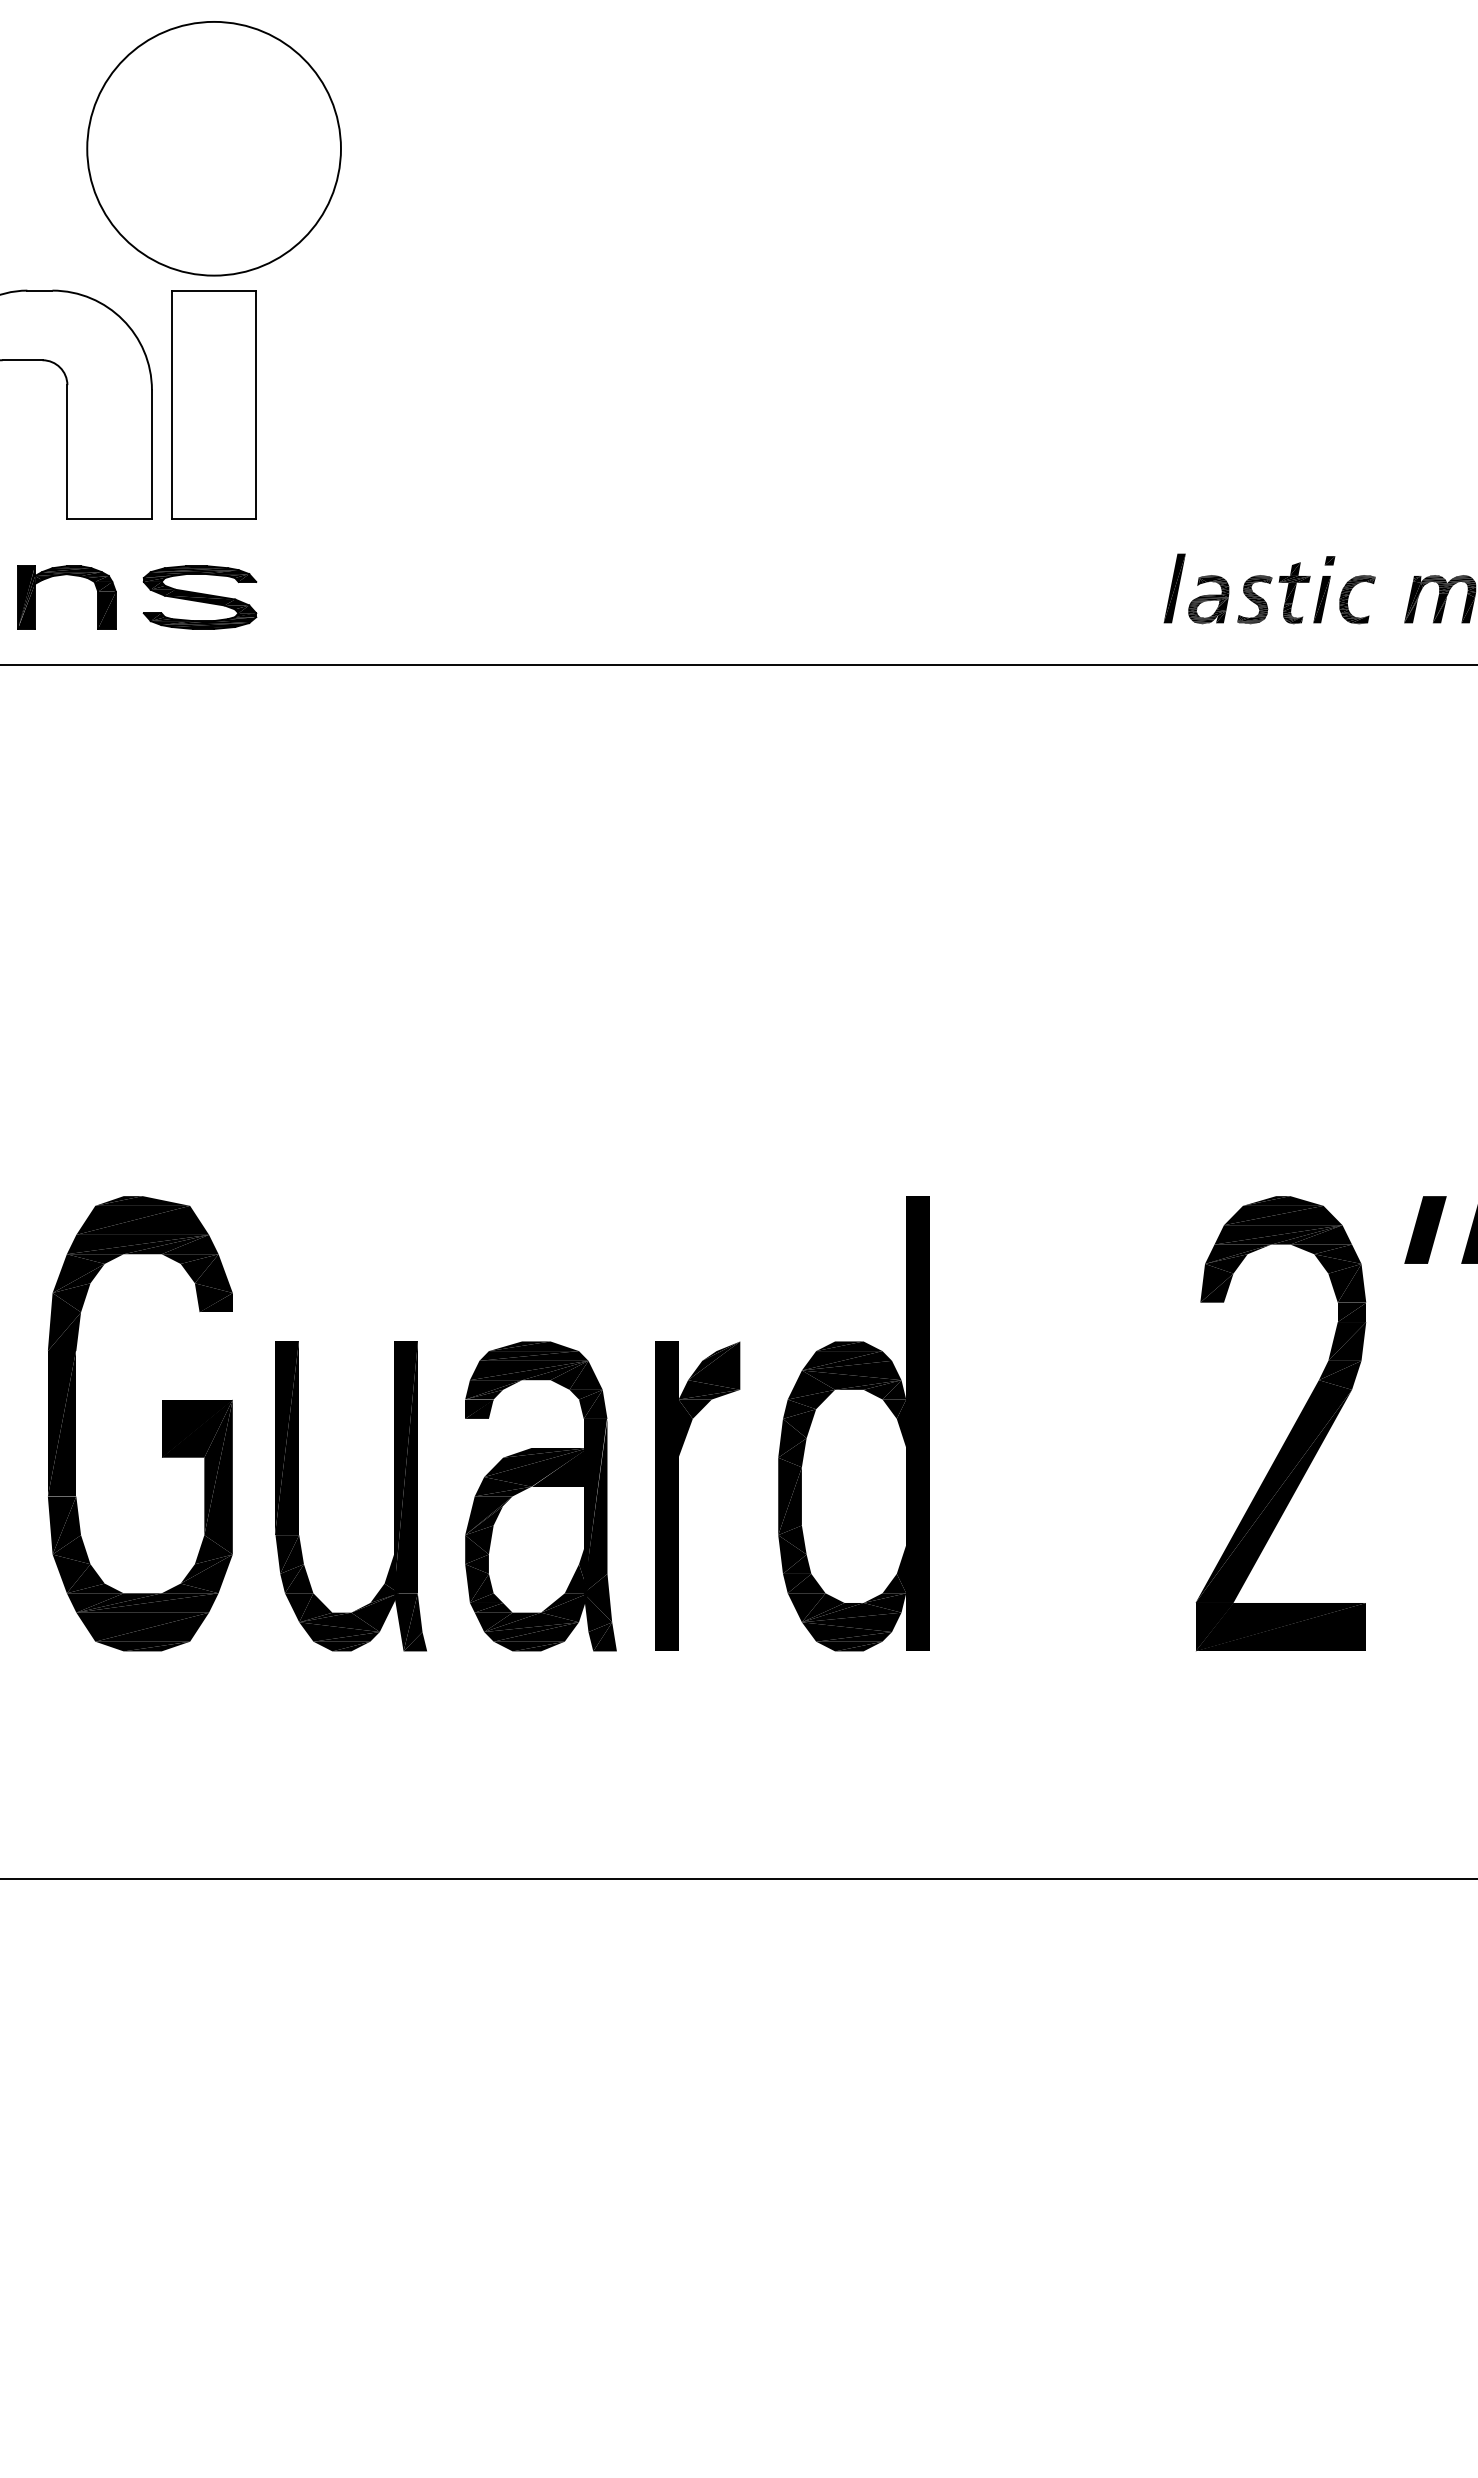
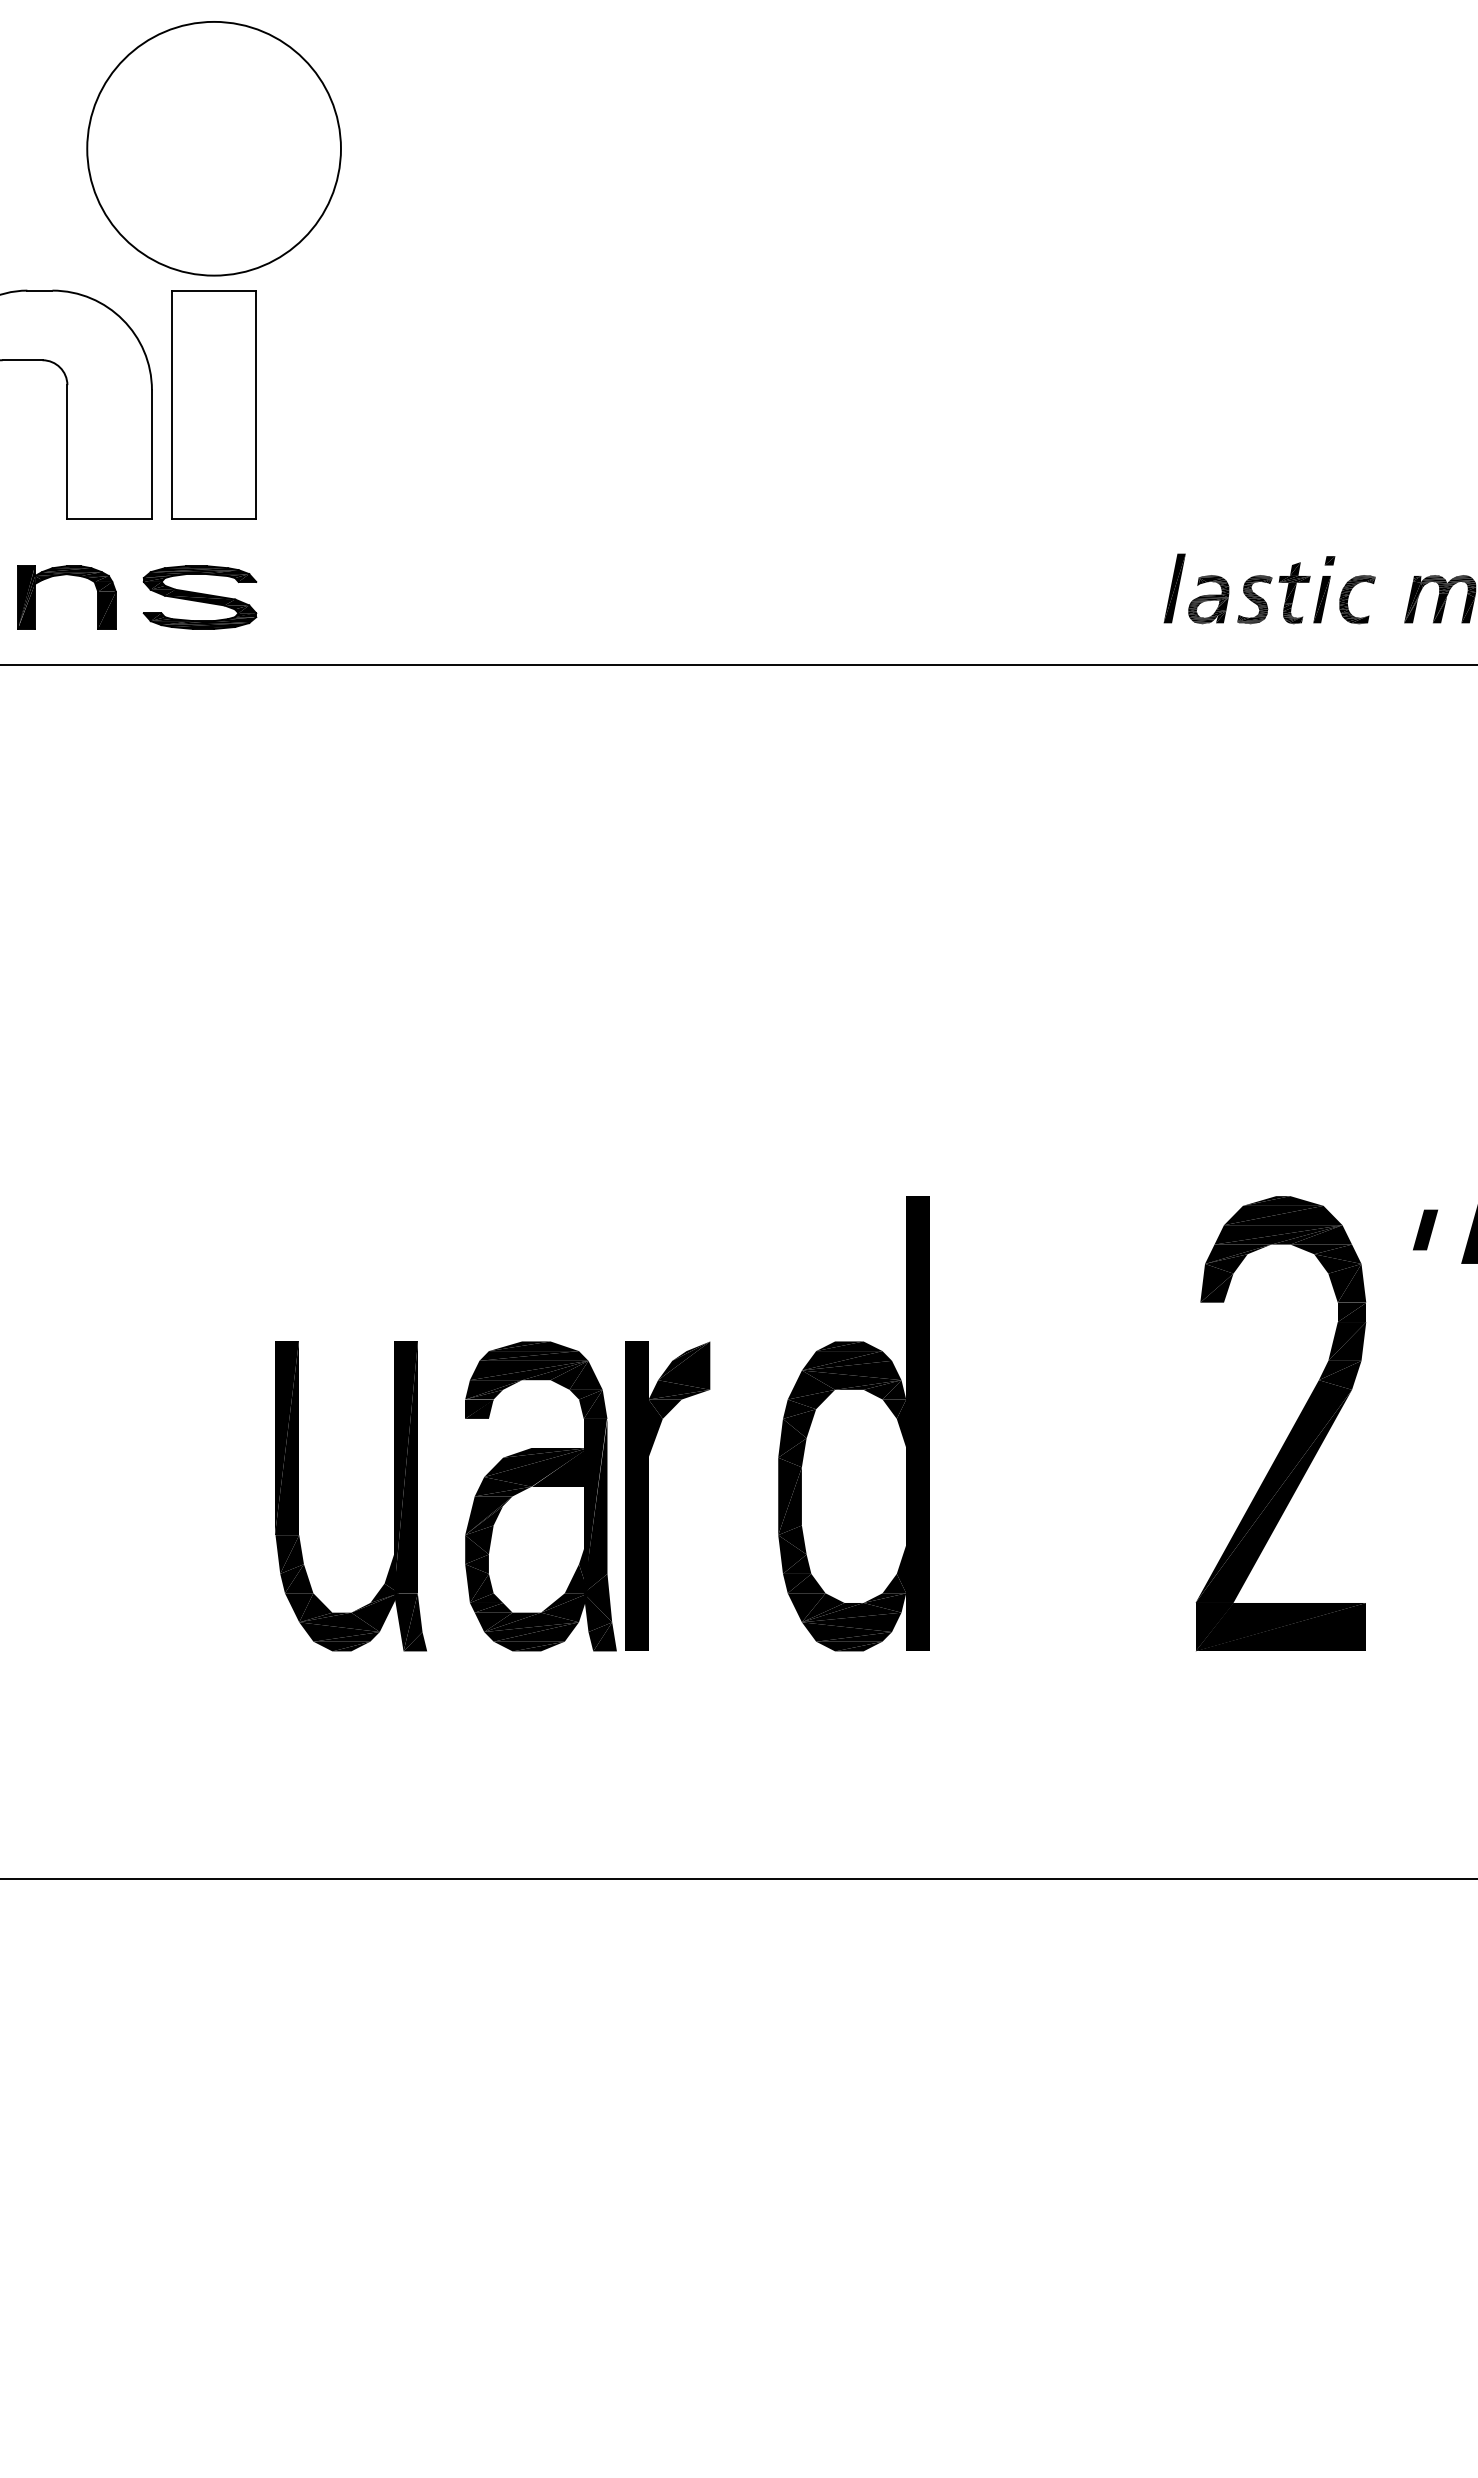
part size: 43x68 px -> 25x42 px (1425, 1229)
part: present -> none (162, 1423)
part position: (678, 1495) -> (648, 1495) (648, 1495)
